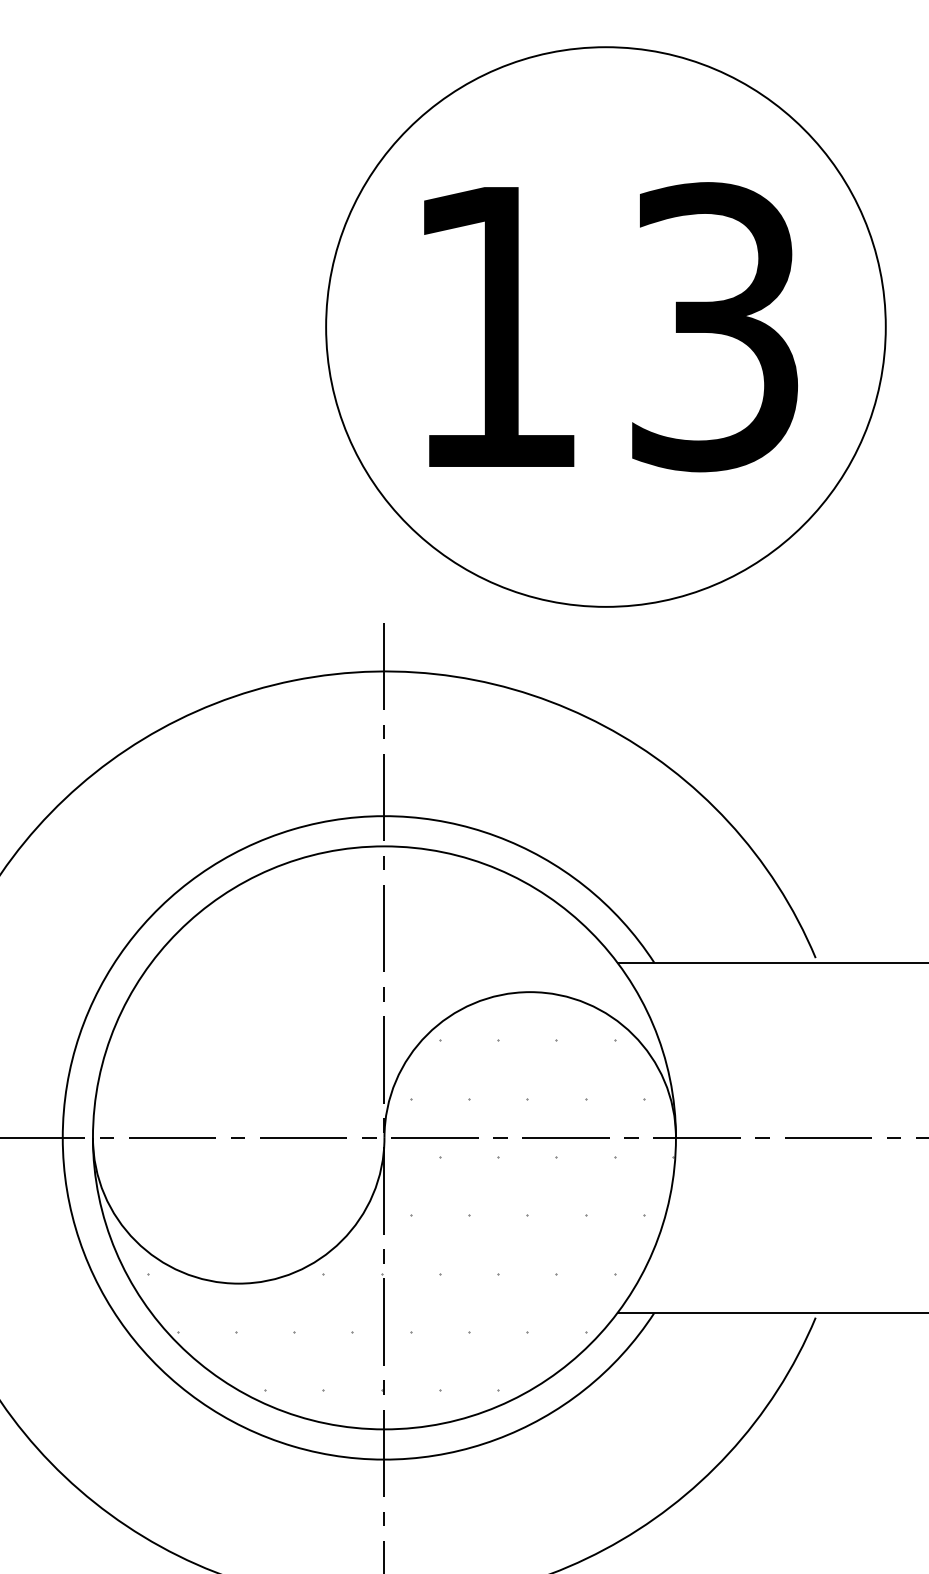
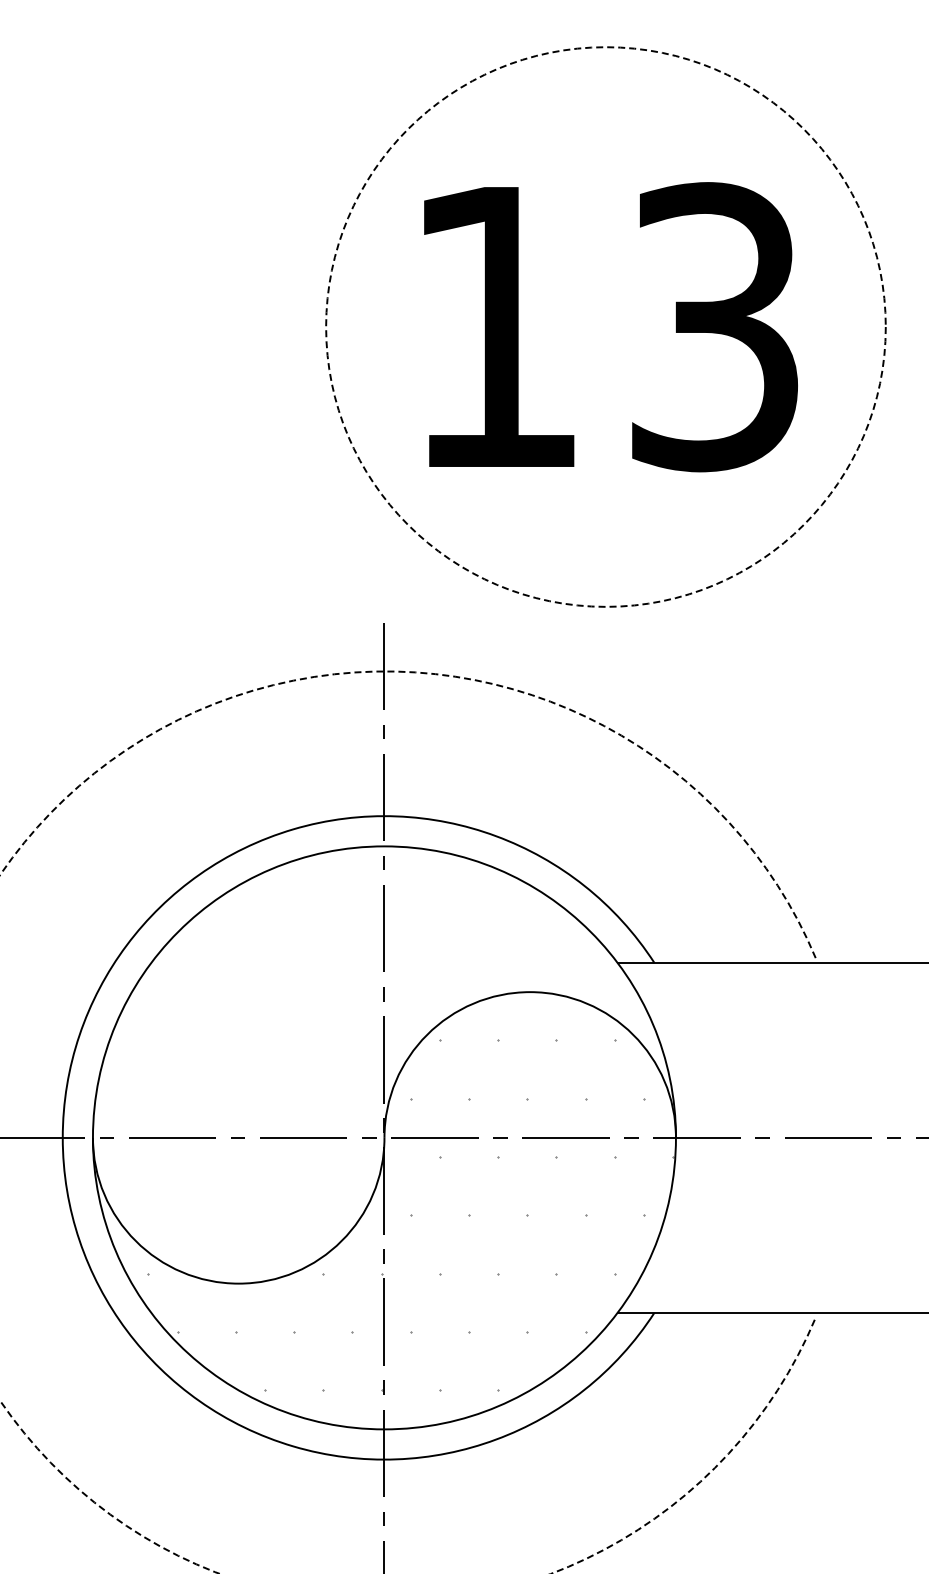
circle: solid -> dashed (605, 326)
arc: solid -> dashed (119, 755)
